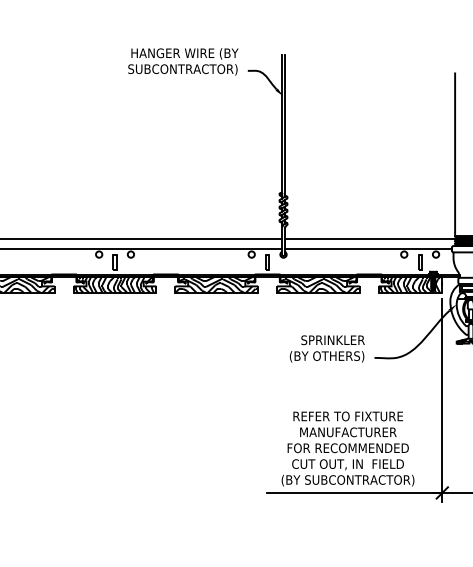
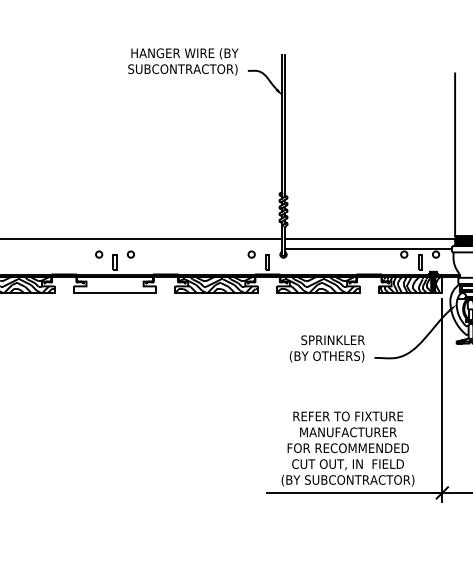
line: present -> none (142, 249)
hatch: present -> none (114, 284)
